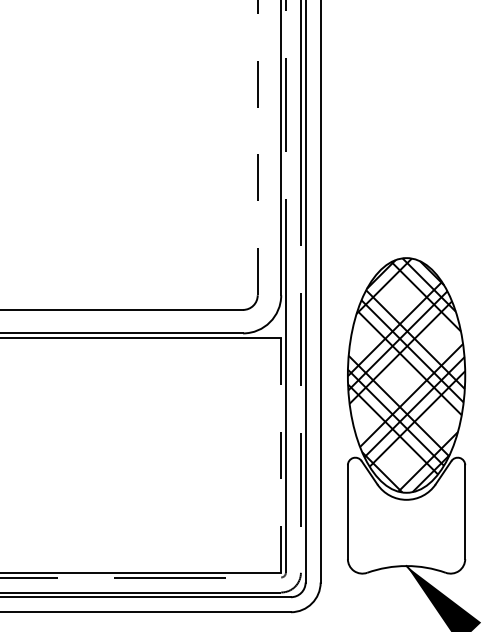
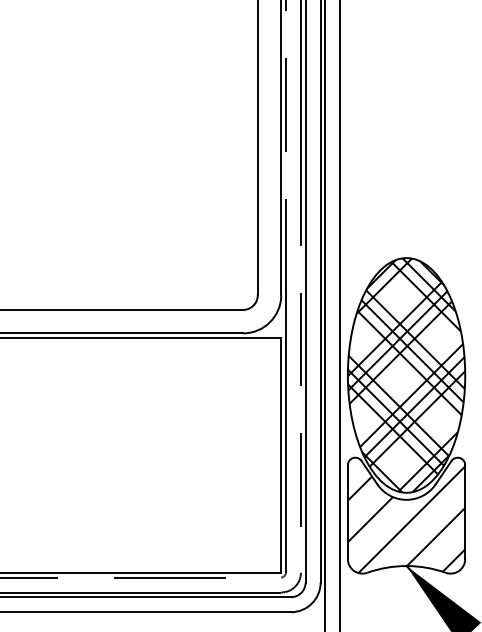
line: dashed -> solid (257, 147)
line: none -> present (325, 315)
line: none -> present (340, 315)
line: dashed -> solid (281, 455)
hatch: none -> present (406, 519)
